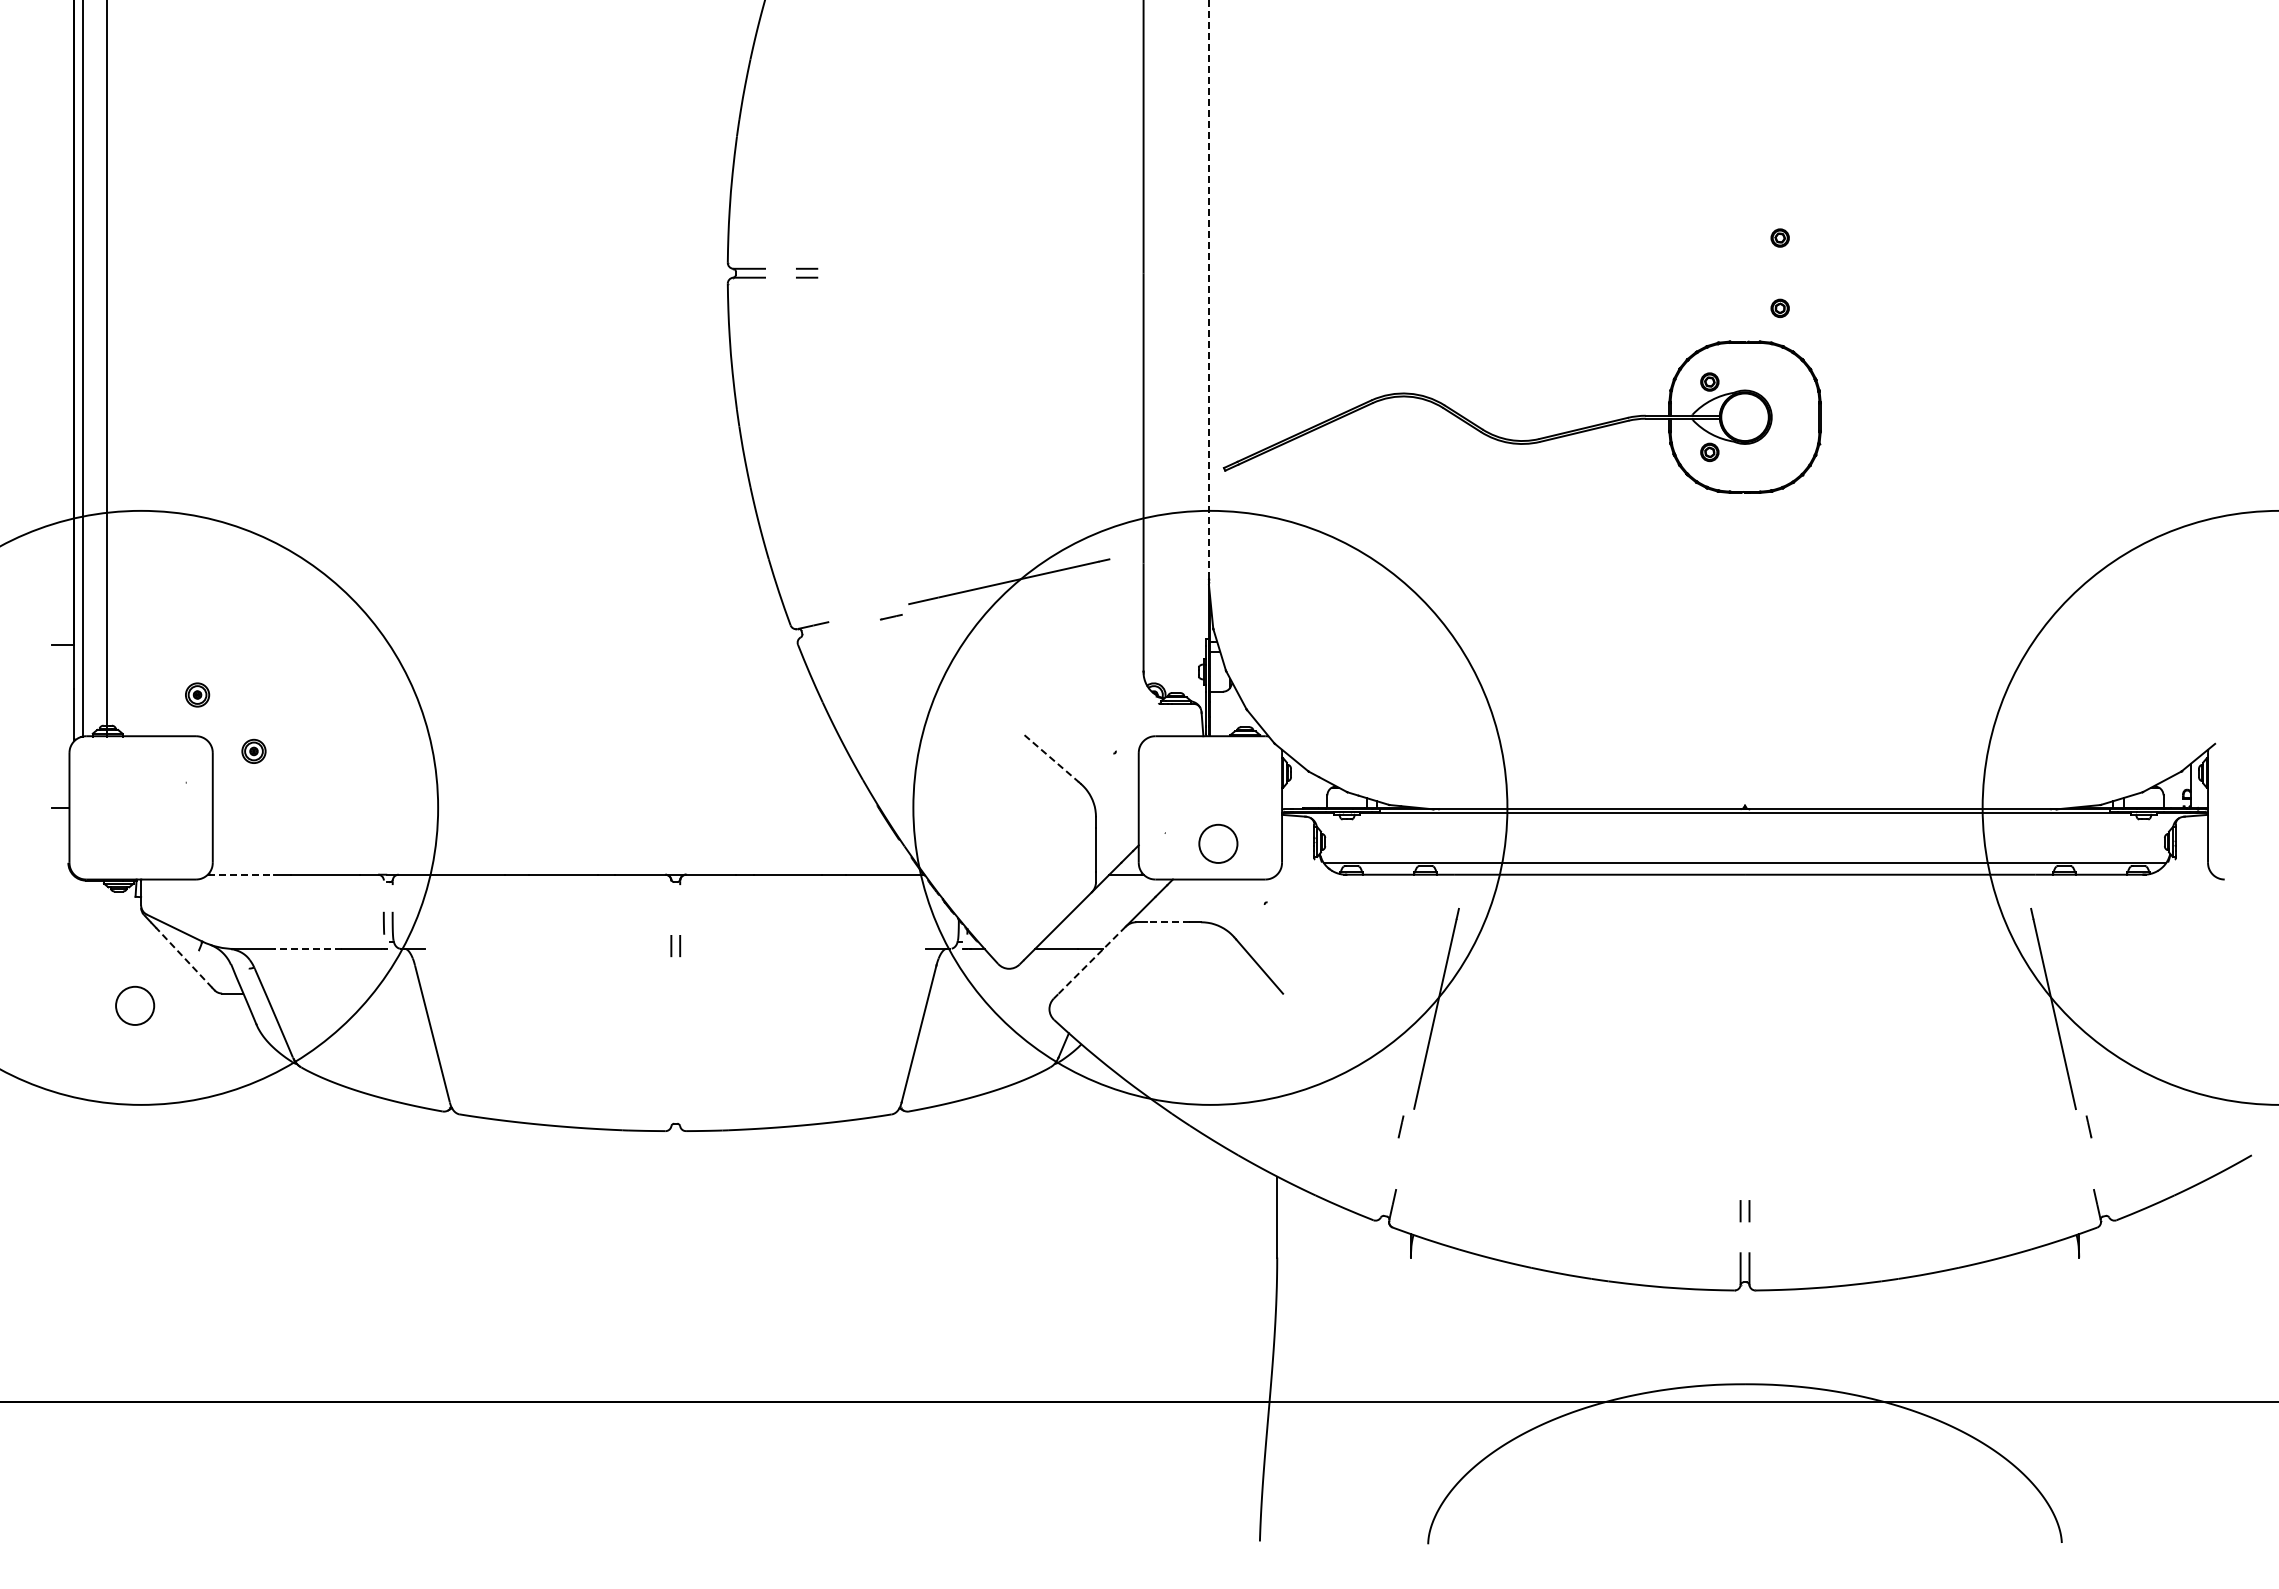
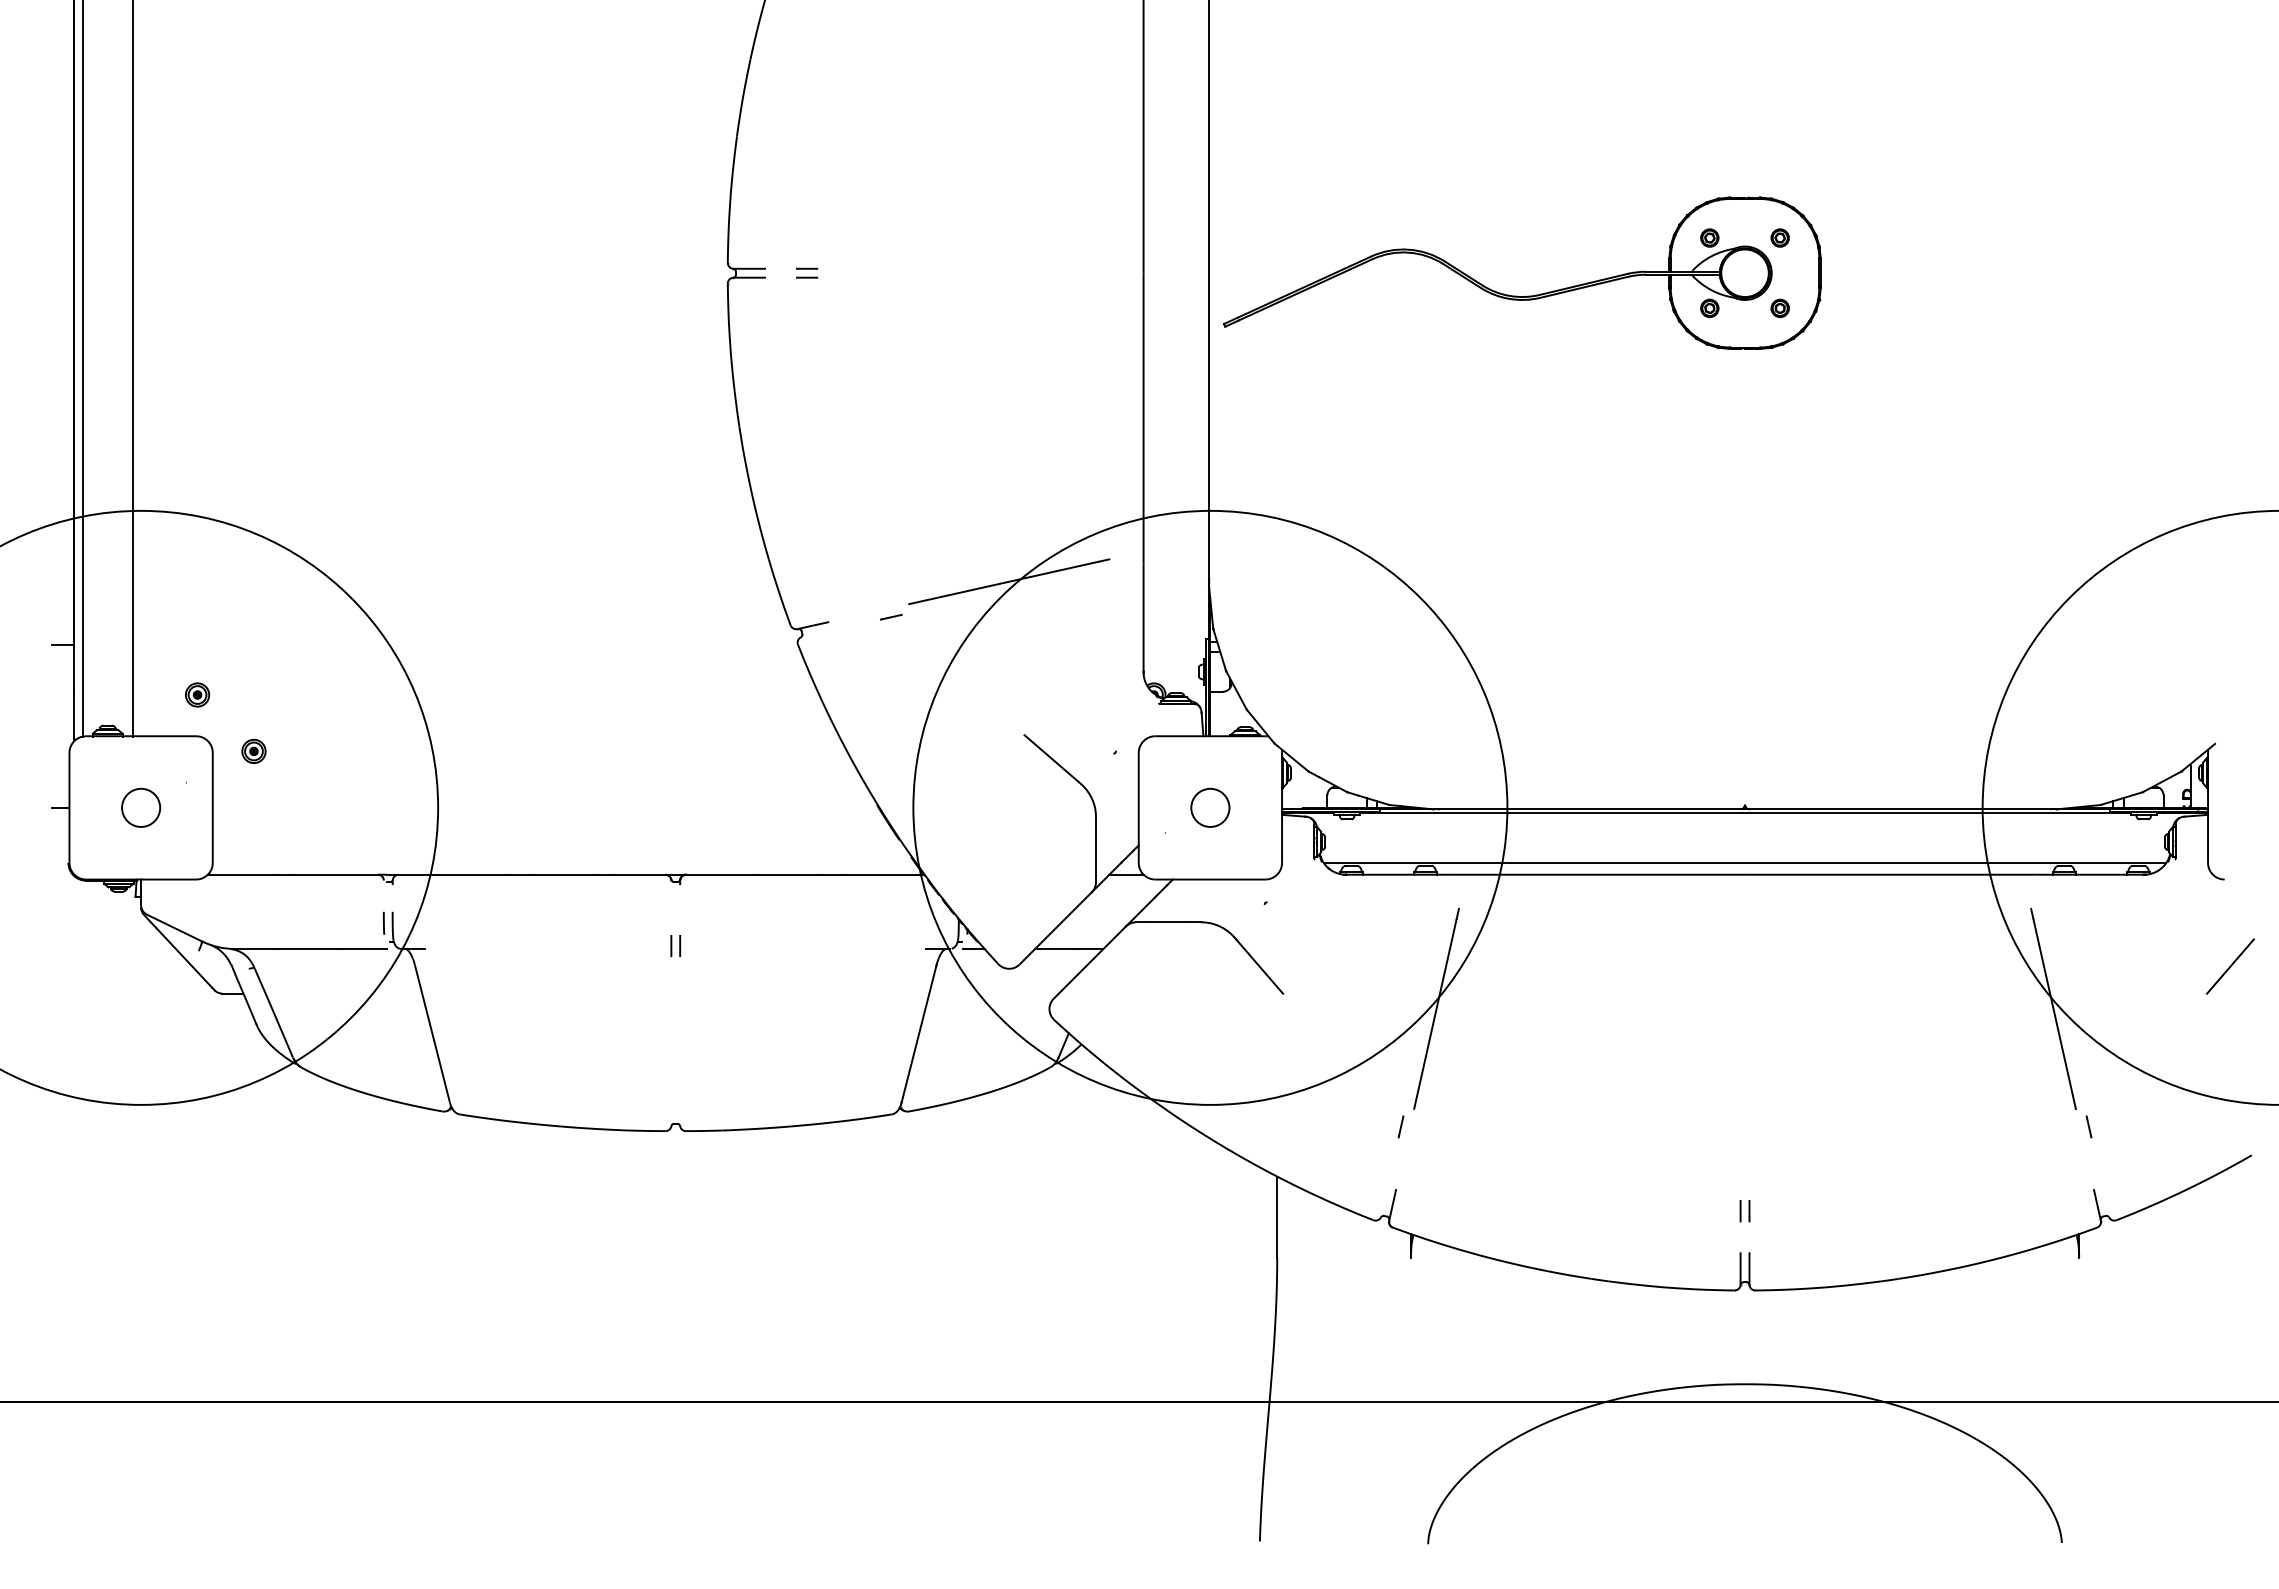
line: dashed -> solid (1208, 290)
line position: (106, 369) -> (132, 369) (132, 369)
part position: (1517, 439) -> (1517, 295) (1517, 295)
line: dashed -> solid (1051, 758)
circle position: (1218, 843) -> (1210, 807) (1210, 807)
line: dashed -> solid (240, 874)
line: dashed -> solid (1168, 922)
line: dashed -> solid (307, 948)
line: dashed -> solid (183, 957)
line: dashed -> solid (1092, 960)
line: none -> present (2229, 966)
circle position: (135, 1005) -> (141, 807) (141, 807)
